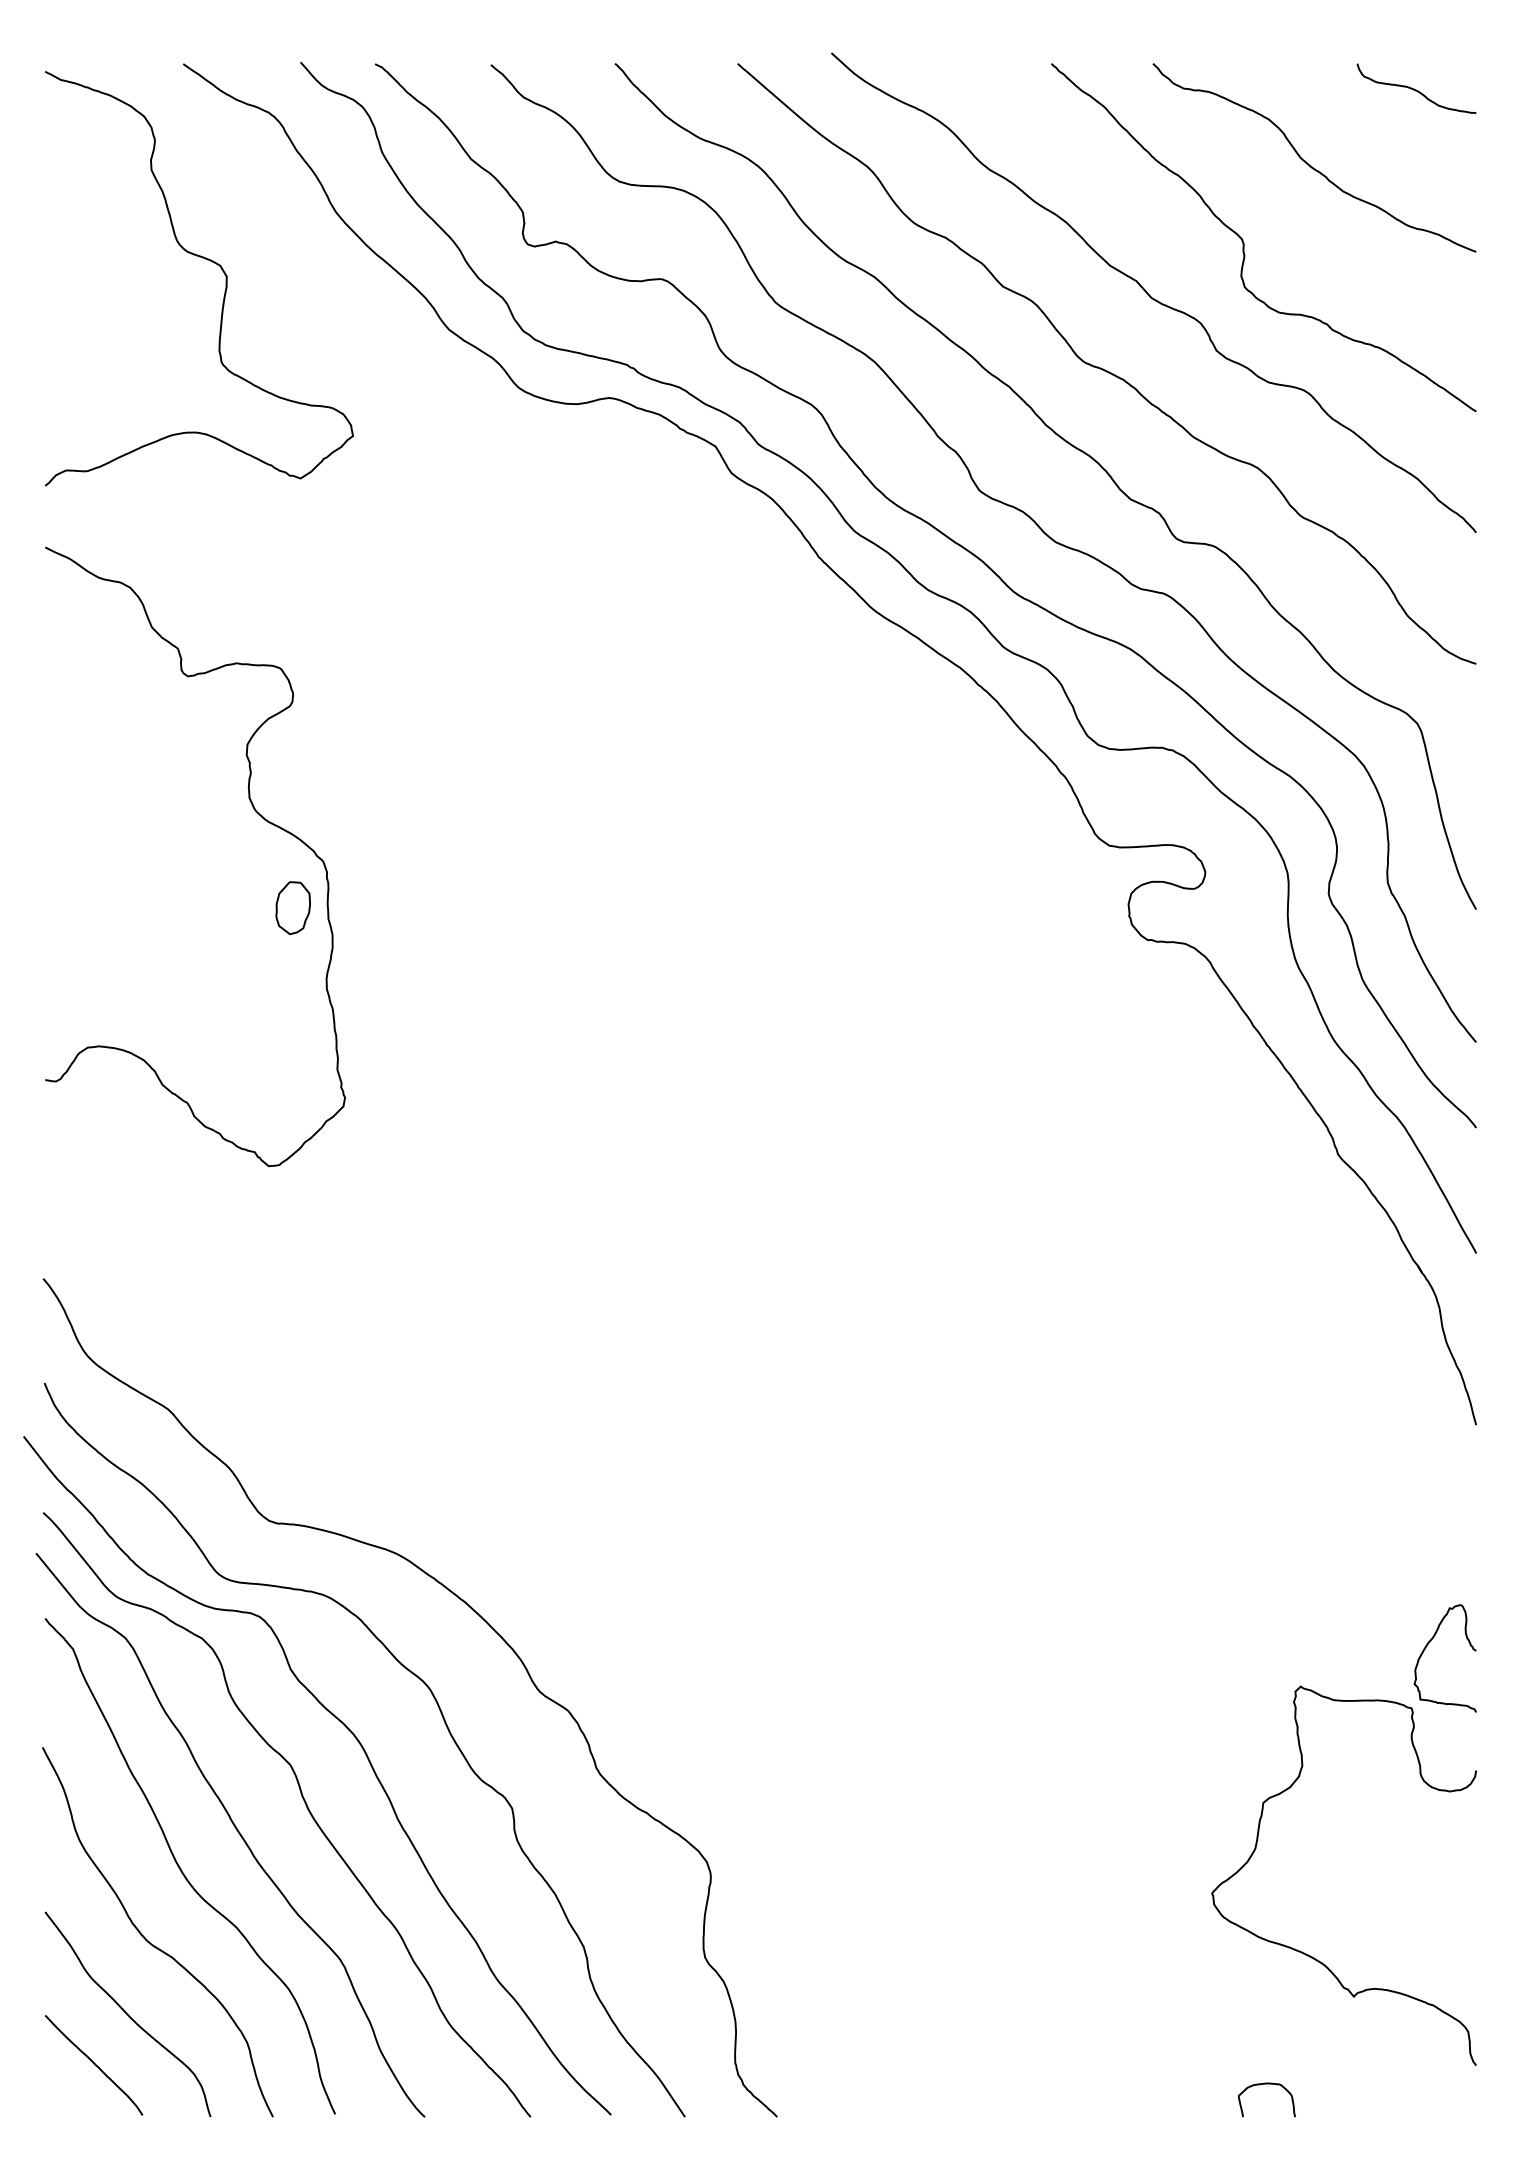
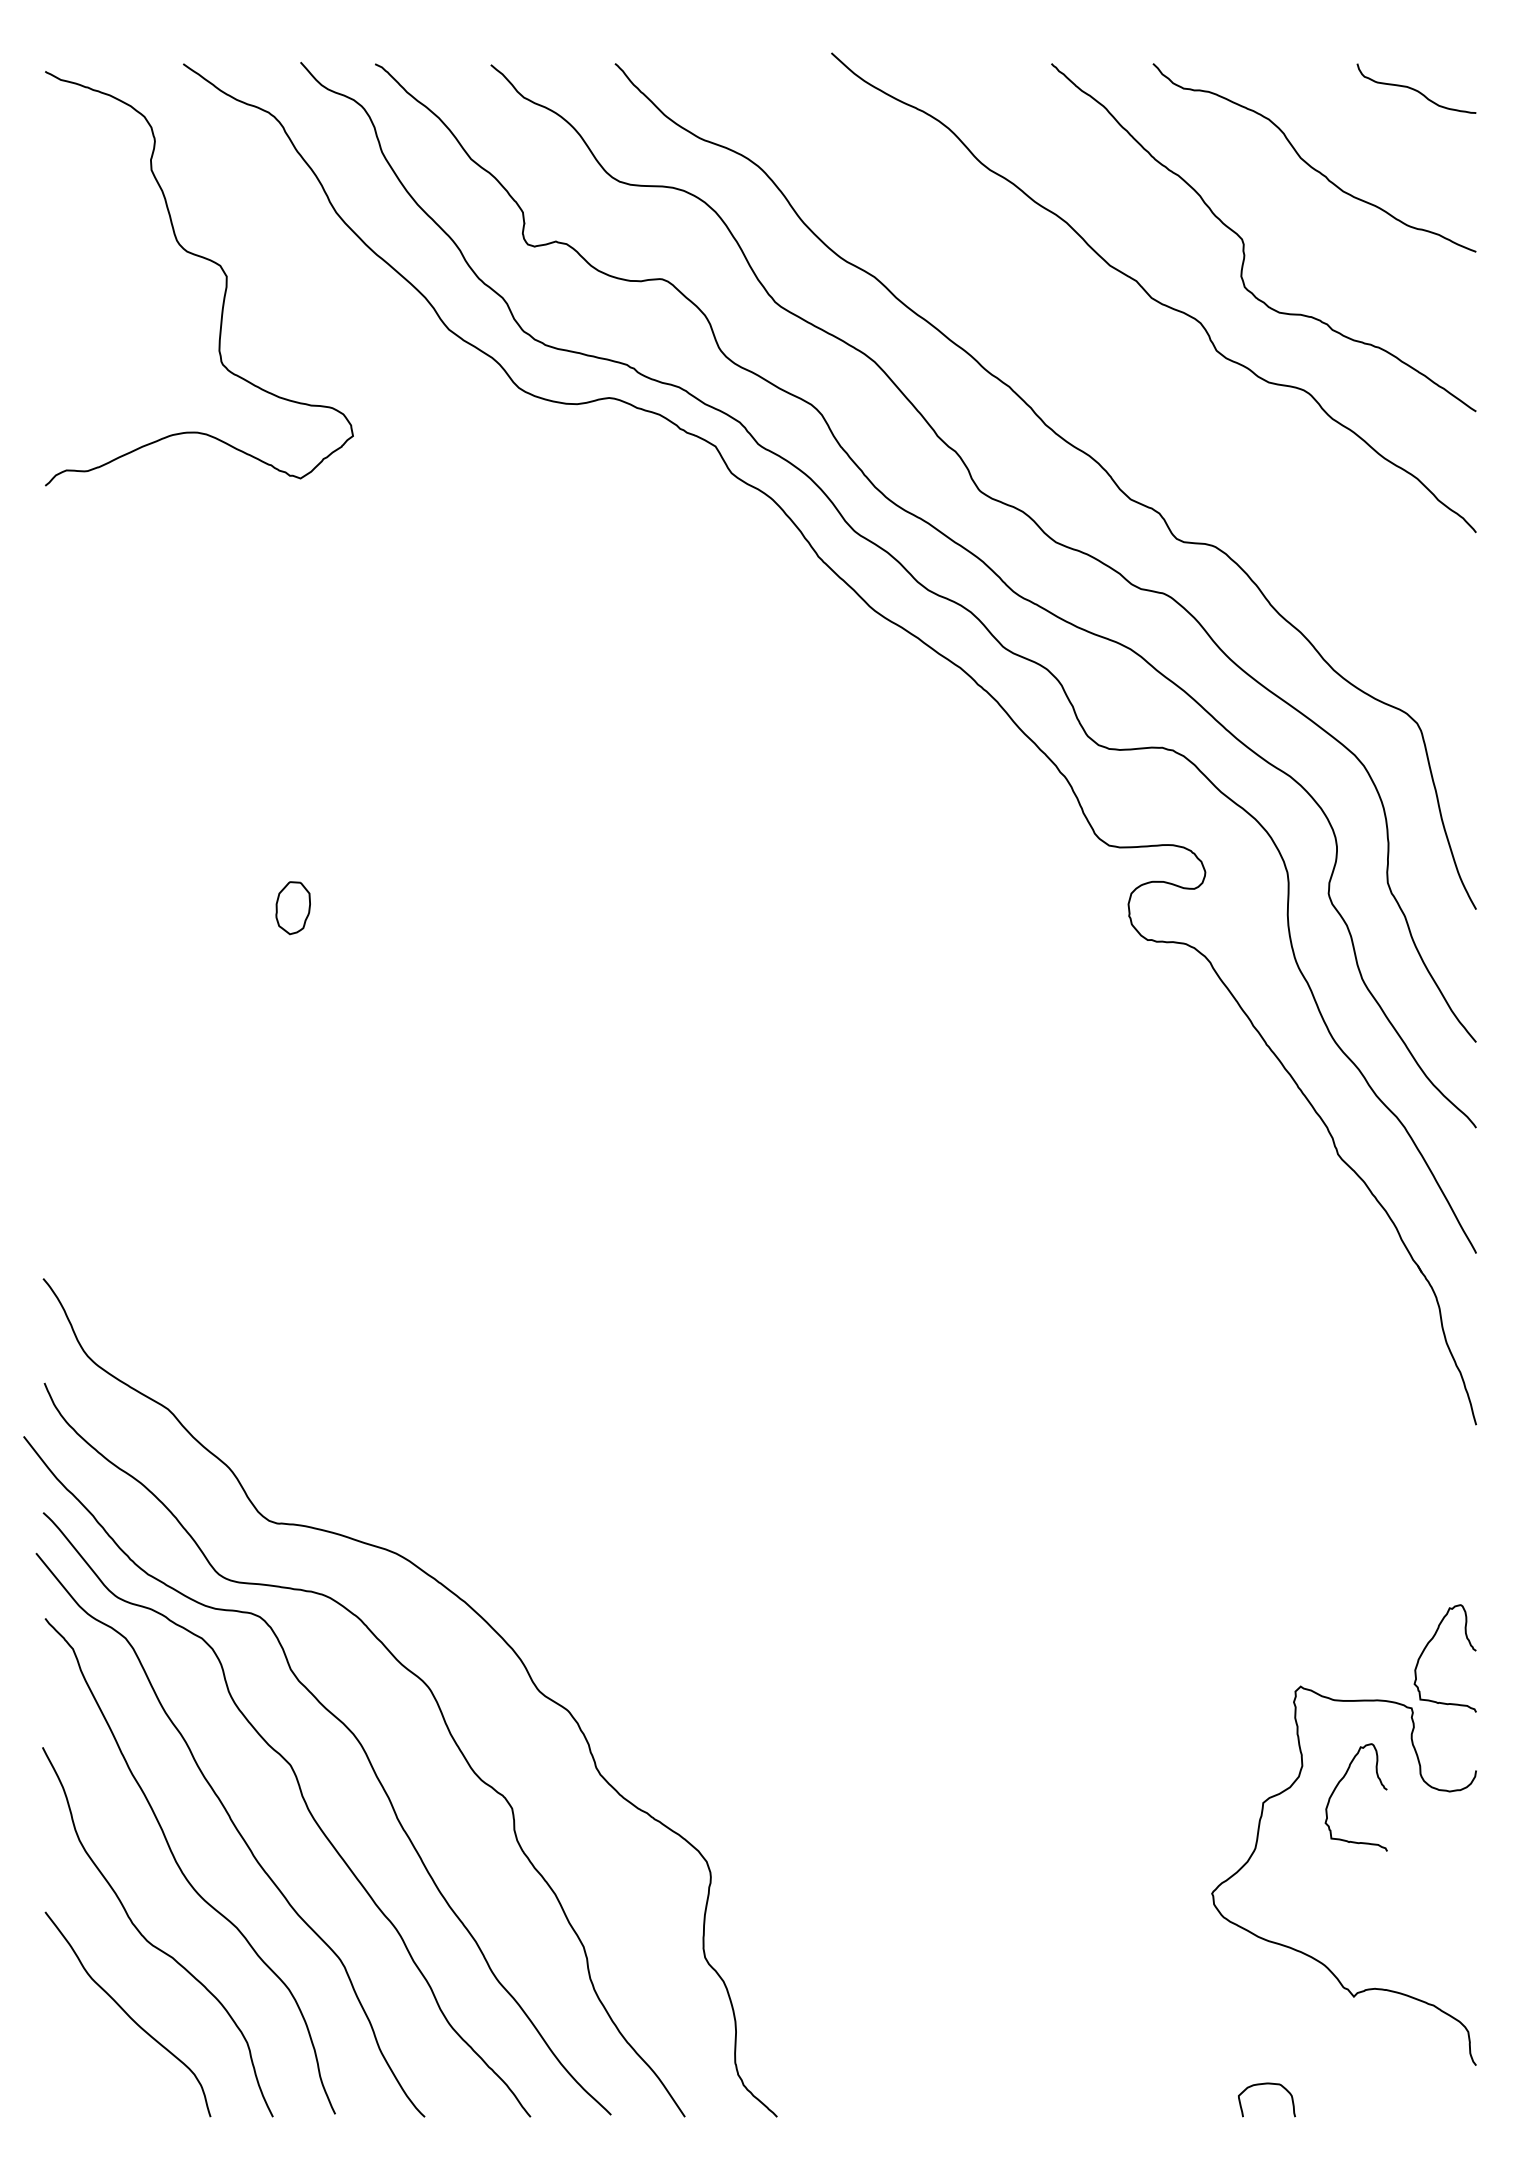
curve: present -> none (1103, 368)
curve: present -> none (253, 809)
curve: none -> present (1338, 1785)
curve: present -> none (93, 2064)
